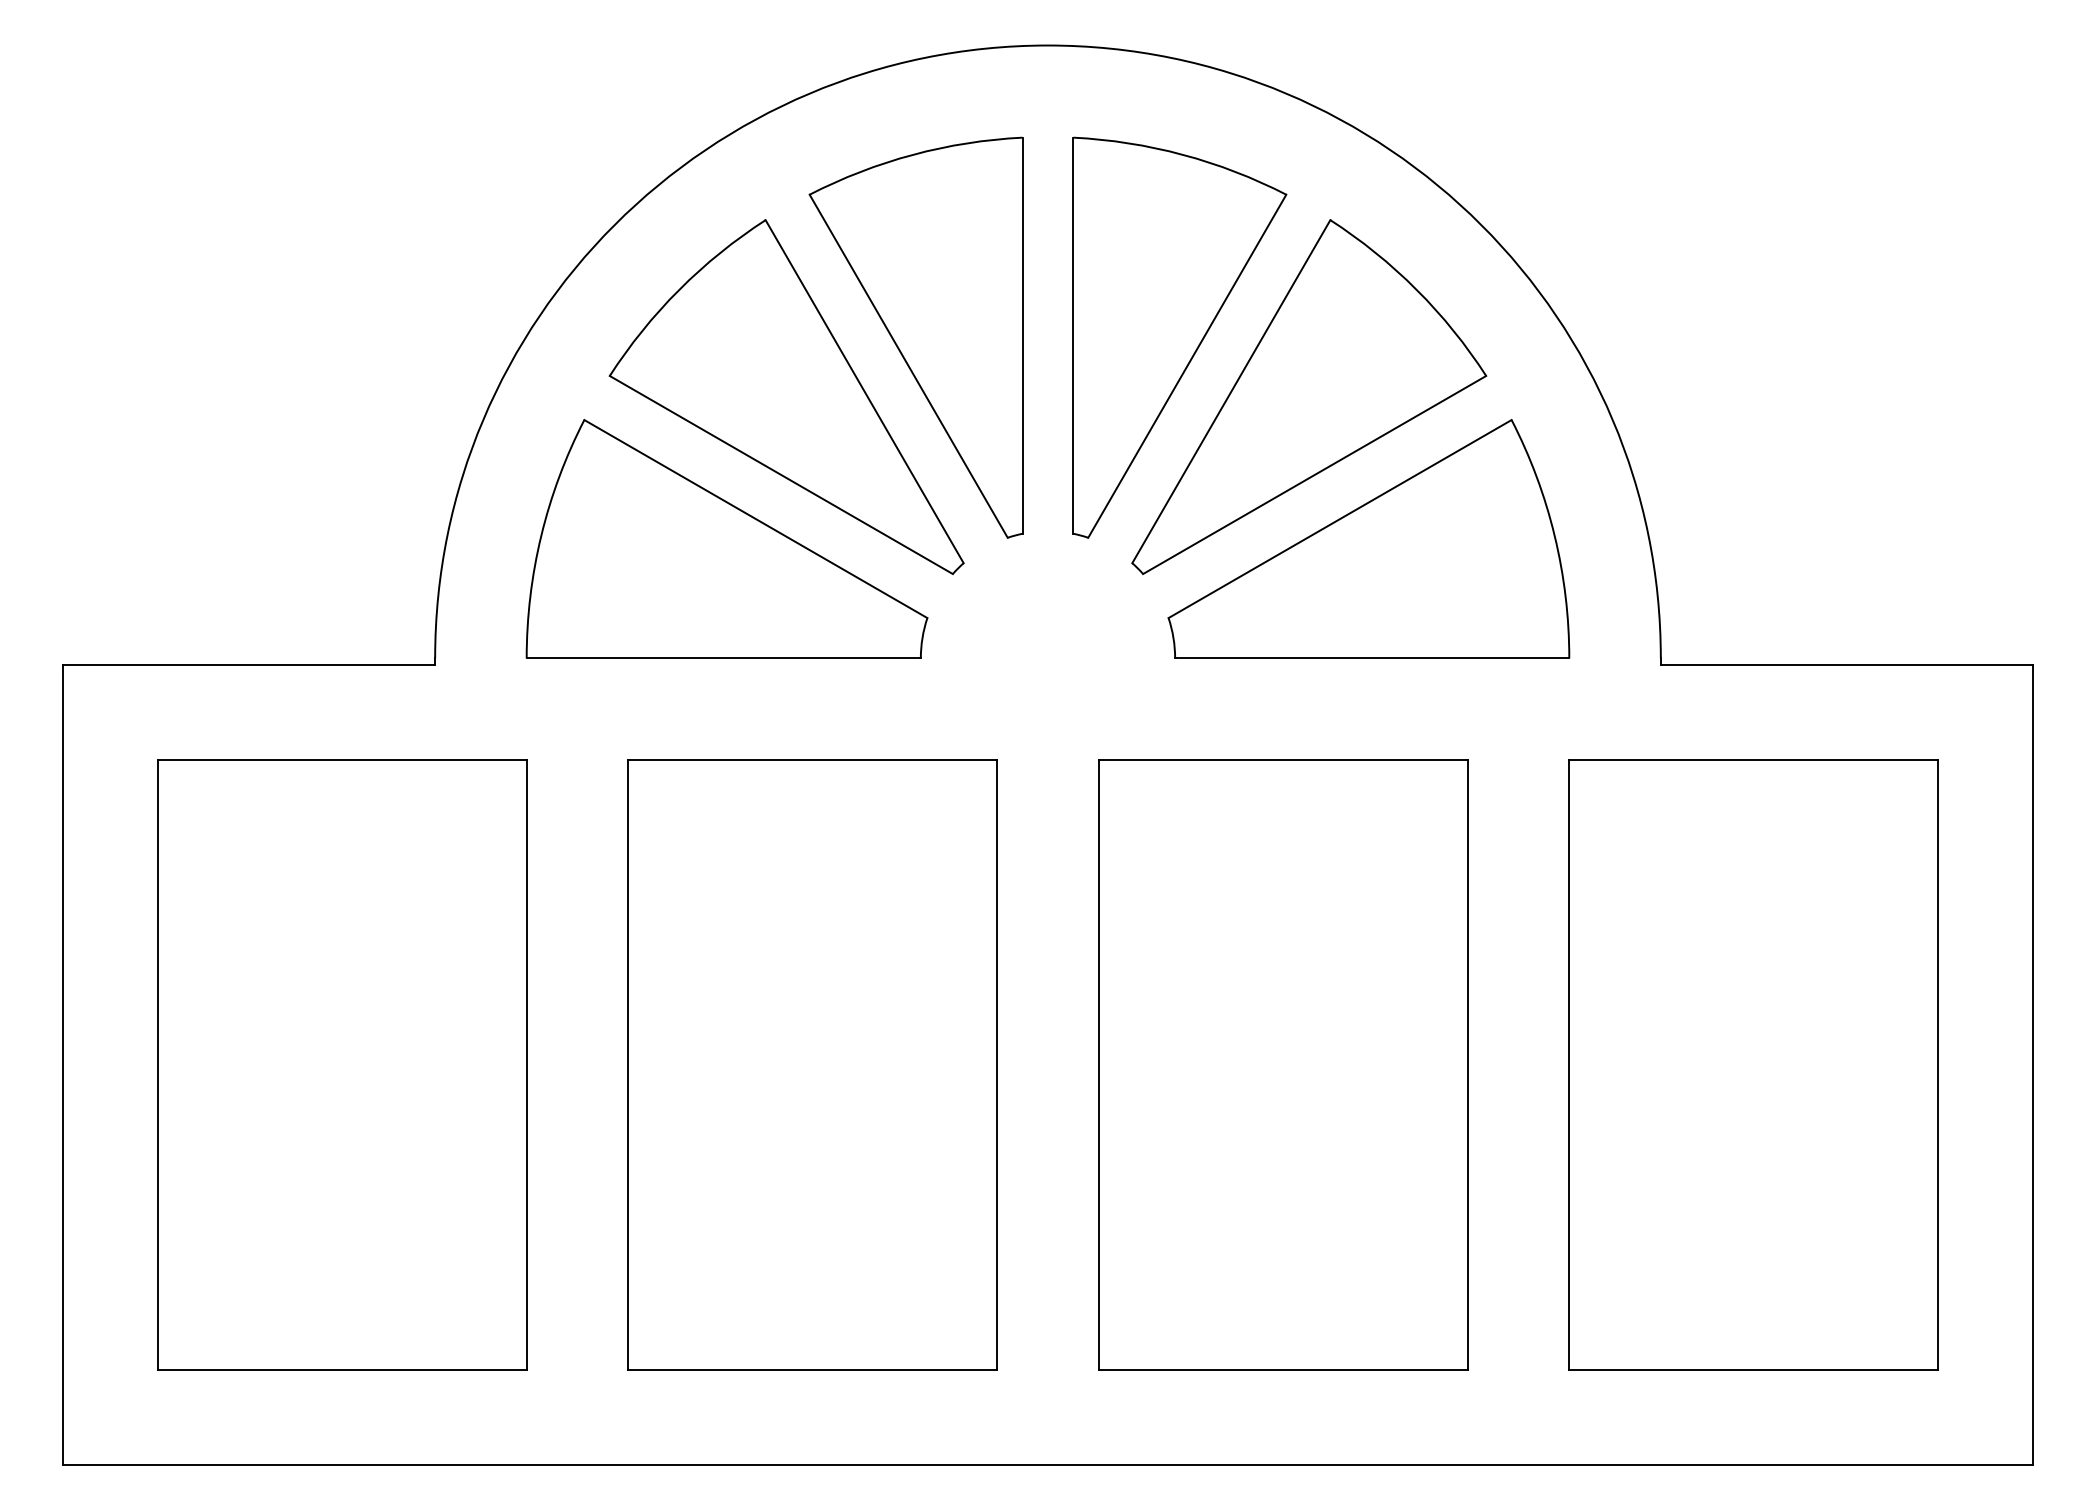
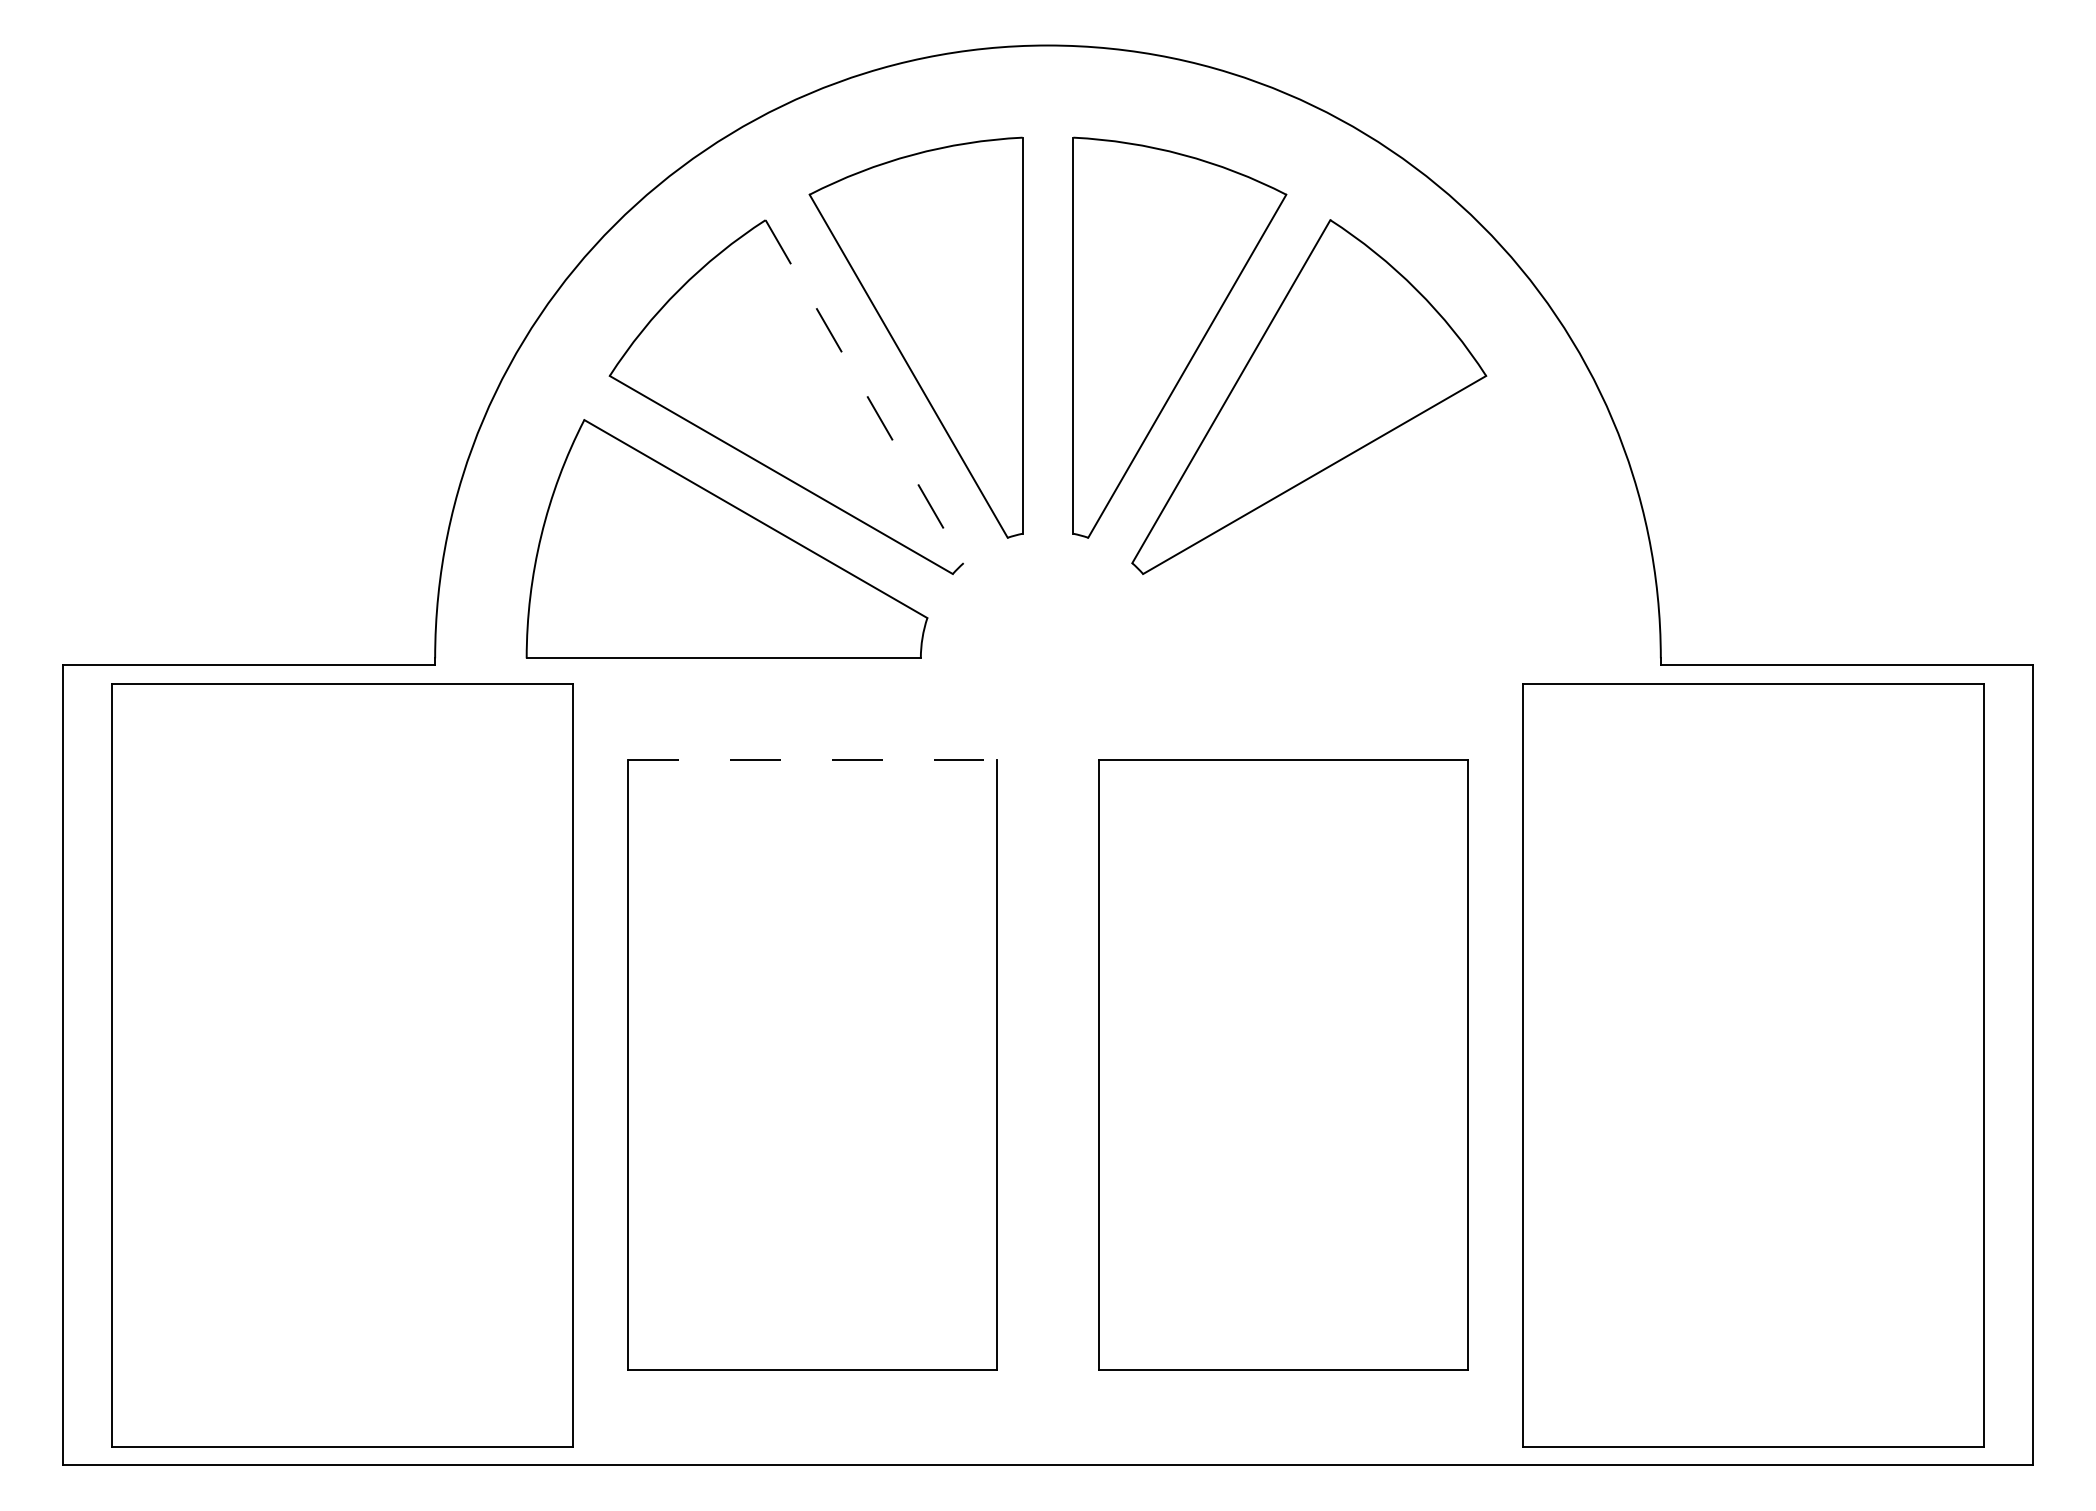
line: solid -> dashed (864, 392)
part: present -> none (1368, 538)
line: solid -> dashed (813, 760)
part size: 371x612 px -> 463x765 px (342, 1065)
part size: 371x612 px -> 463x765 px (1753, 1065)
